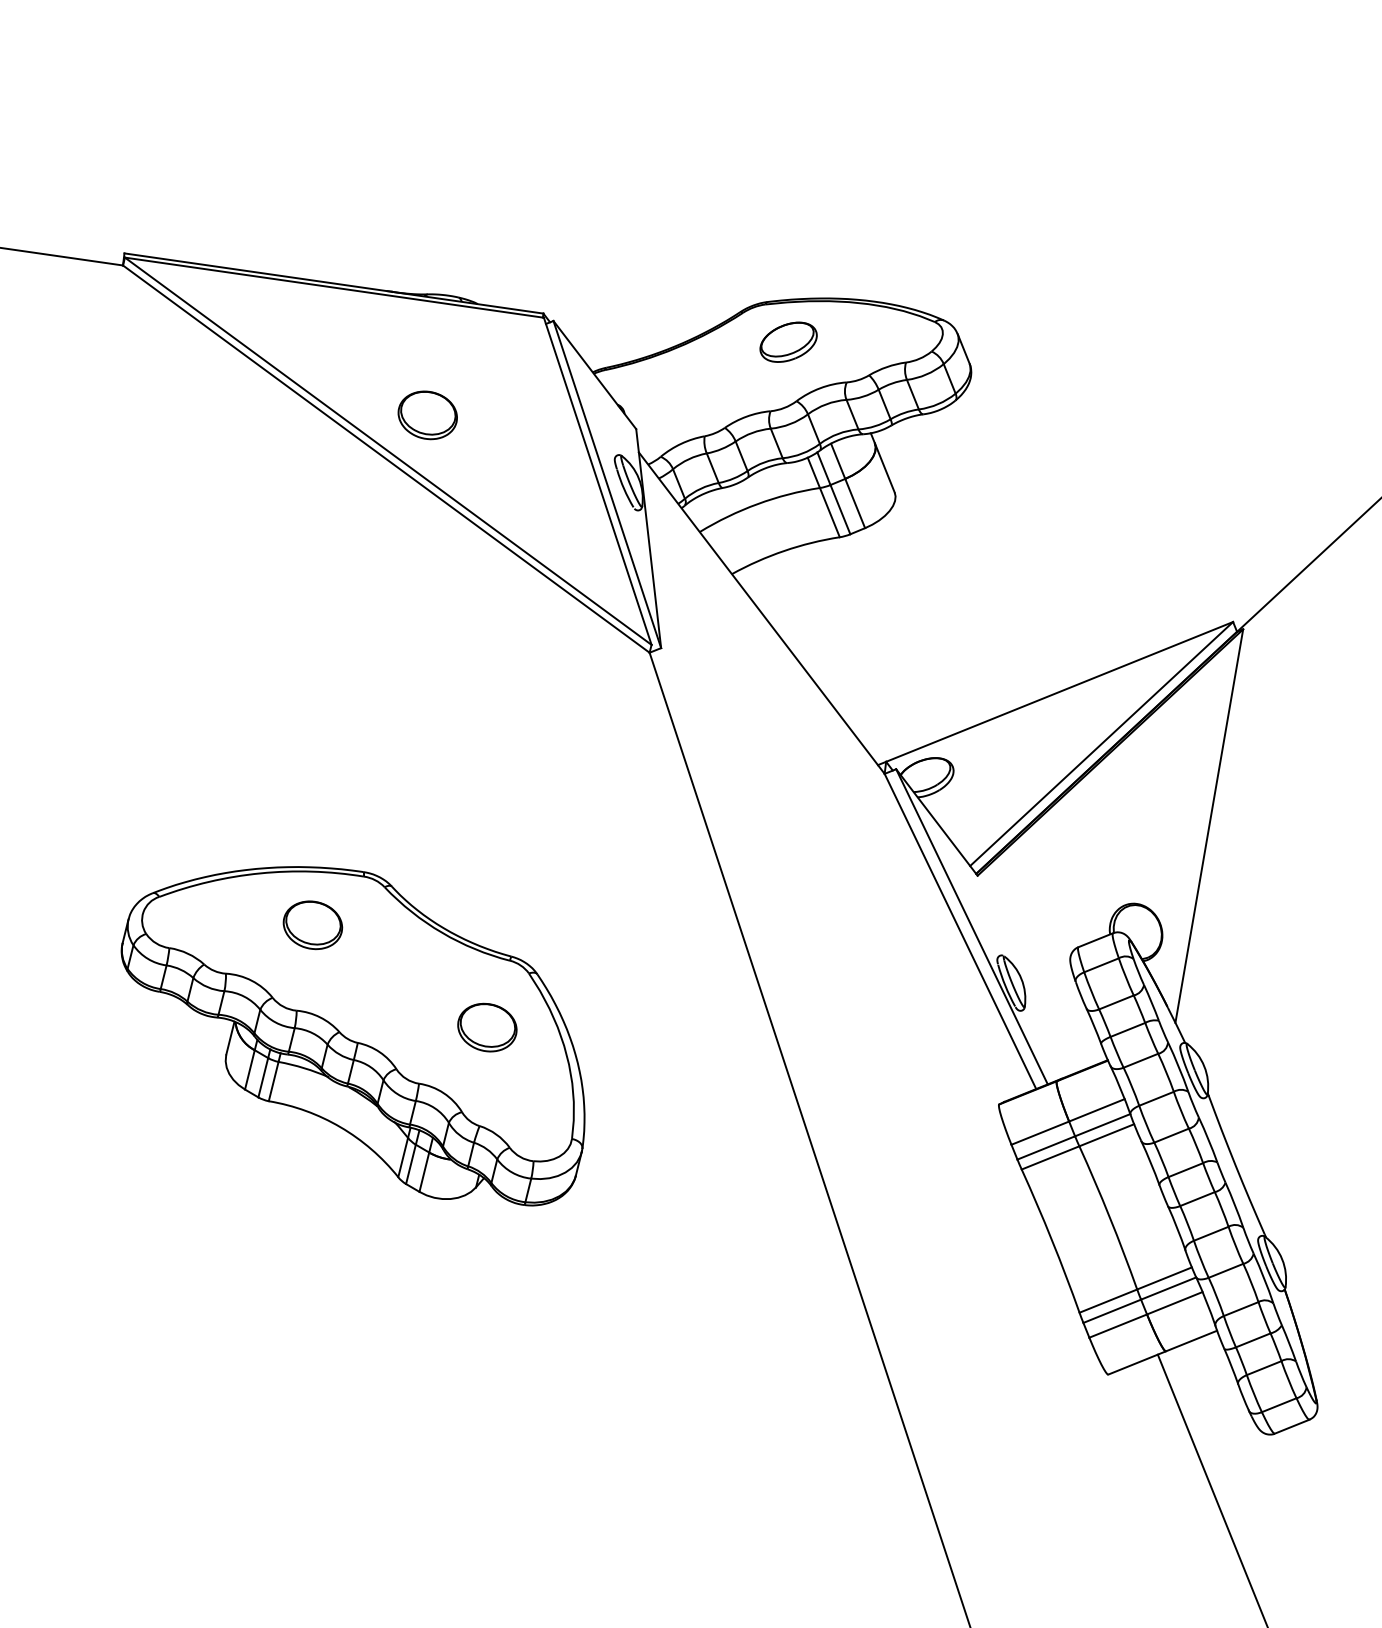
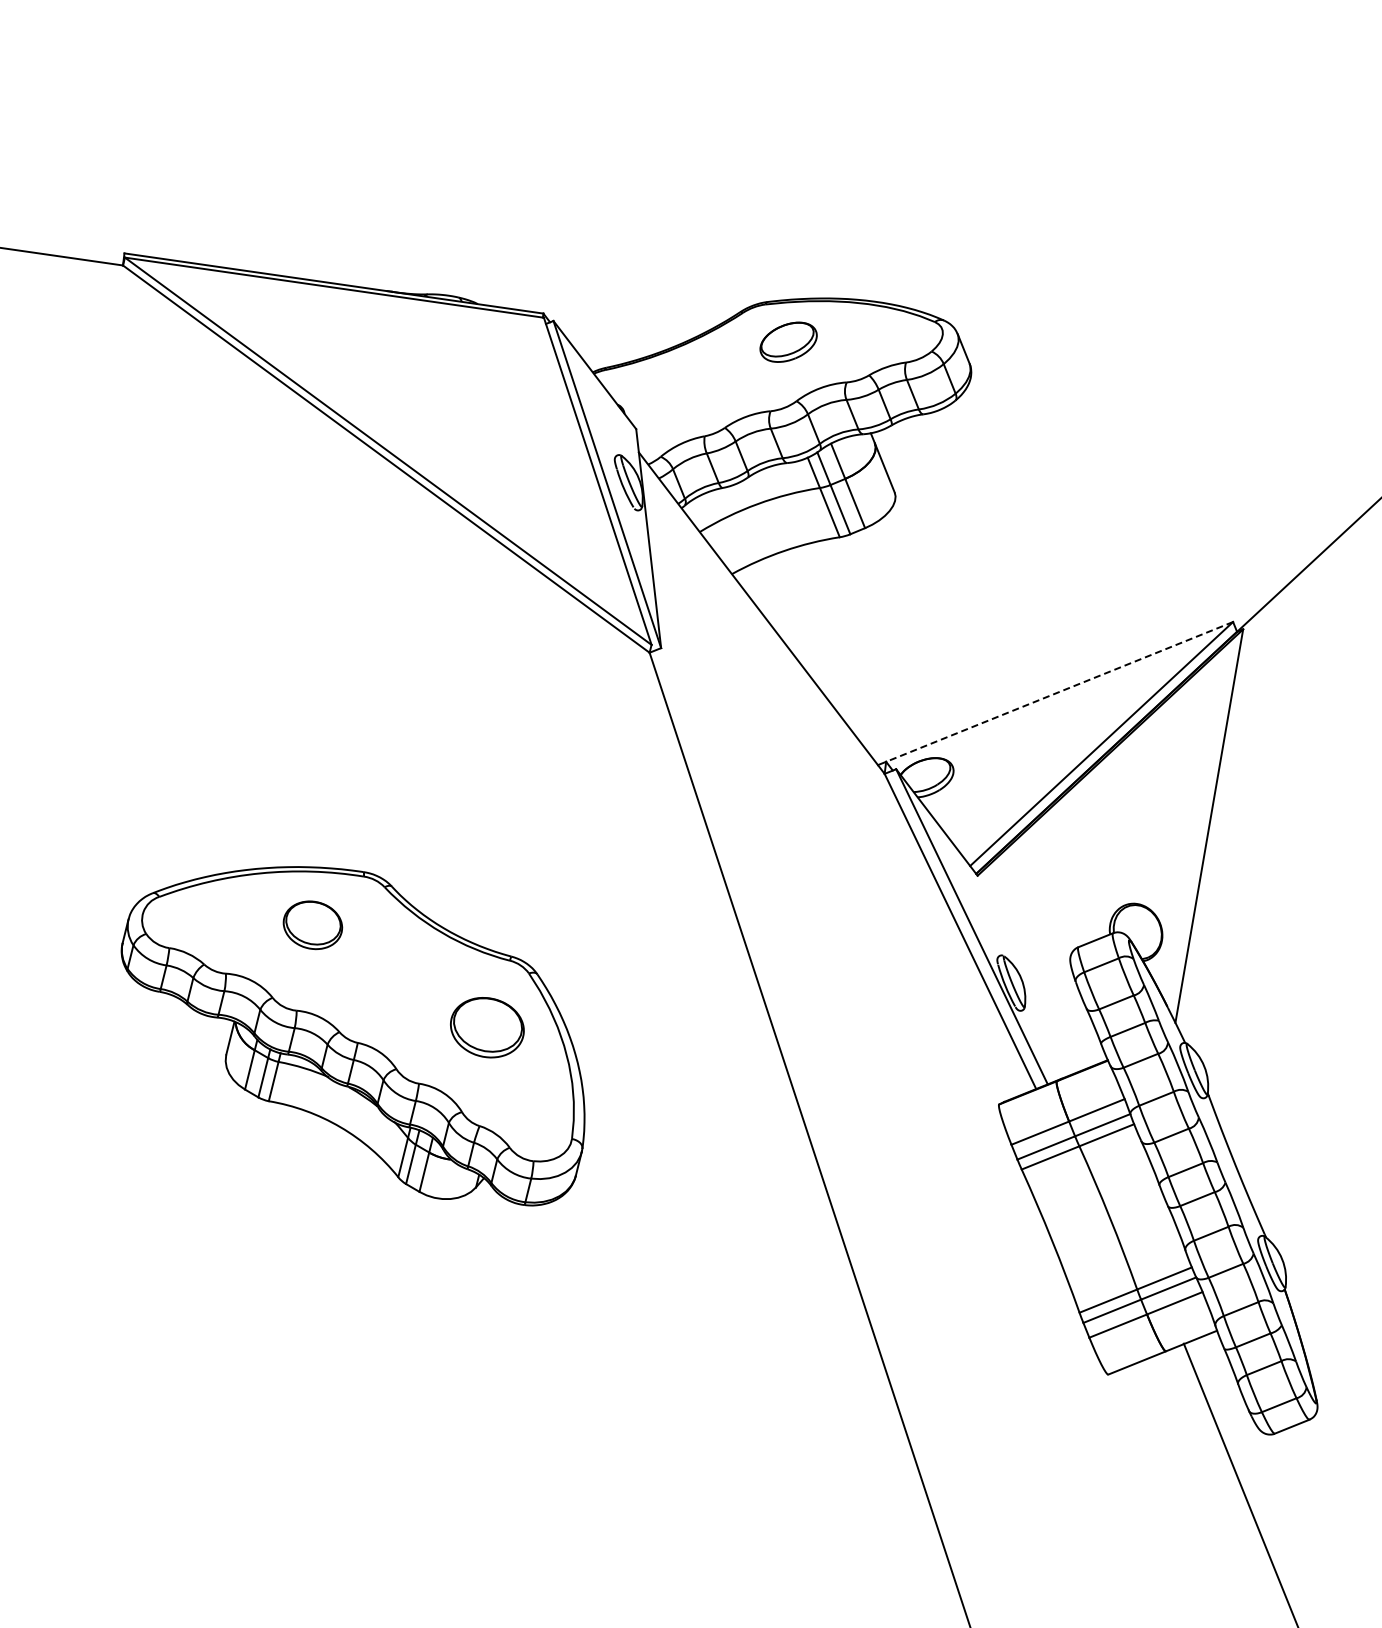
part: present -> none (427, 415)
line: solid -> dashed (1059, 692)
part size: 61x51 px -> 75x62 px (487, 1027)
line position: (1211, 1489) -> (1240, 1483) (1240, 1483)
